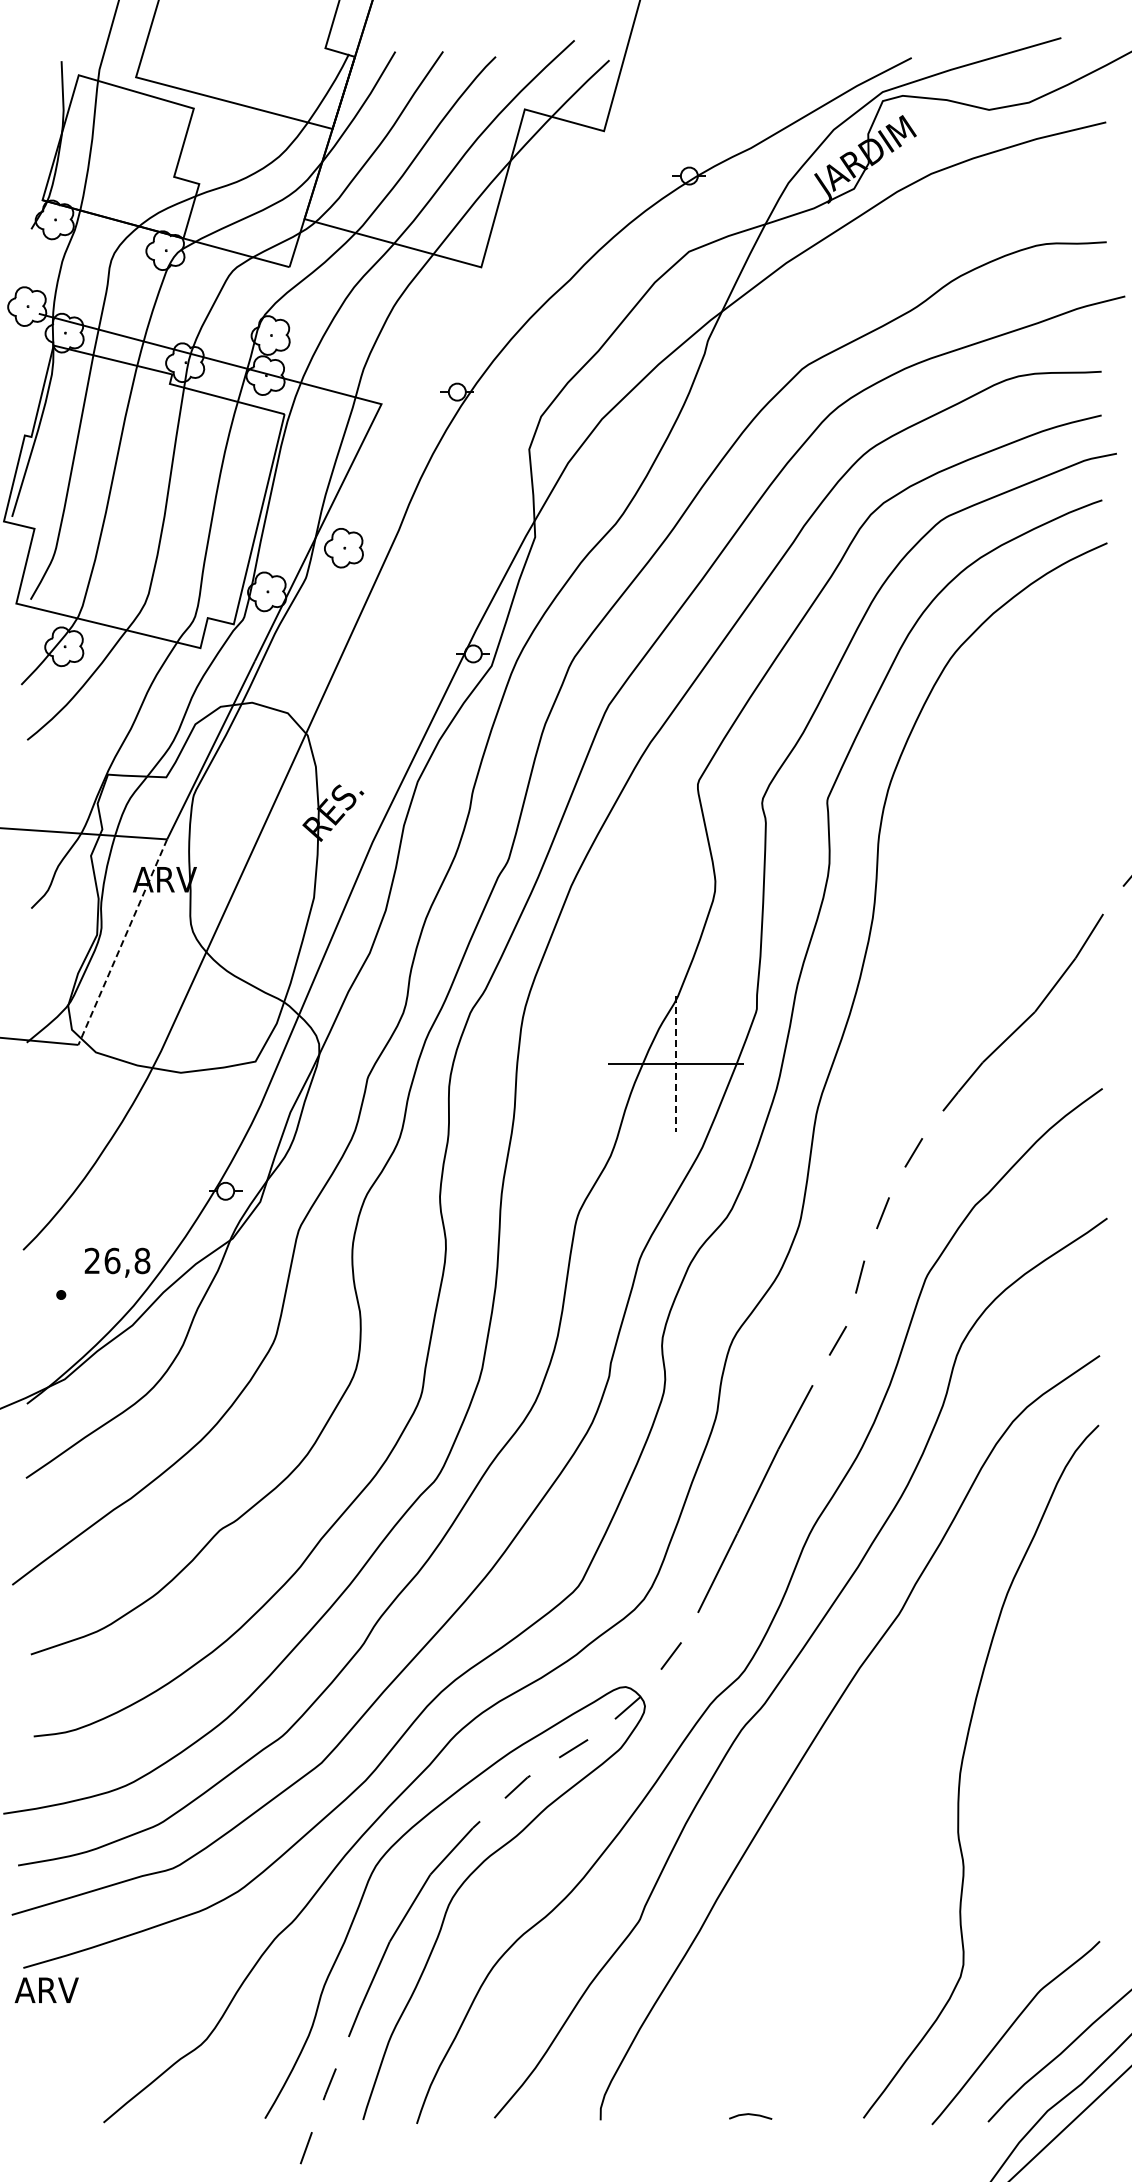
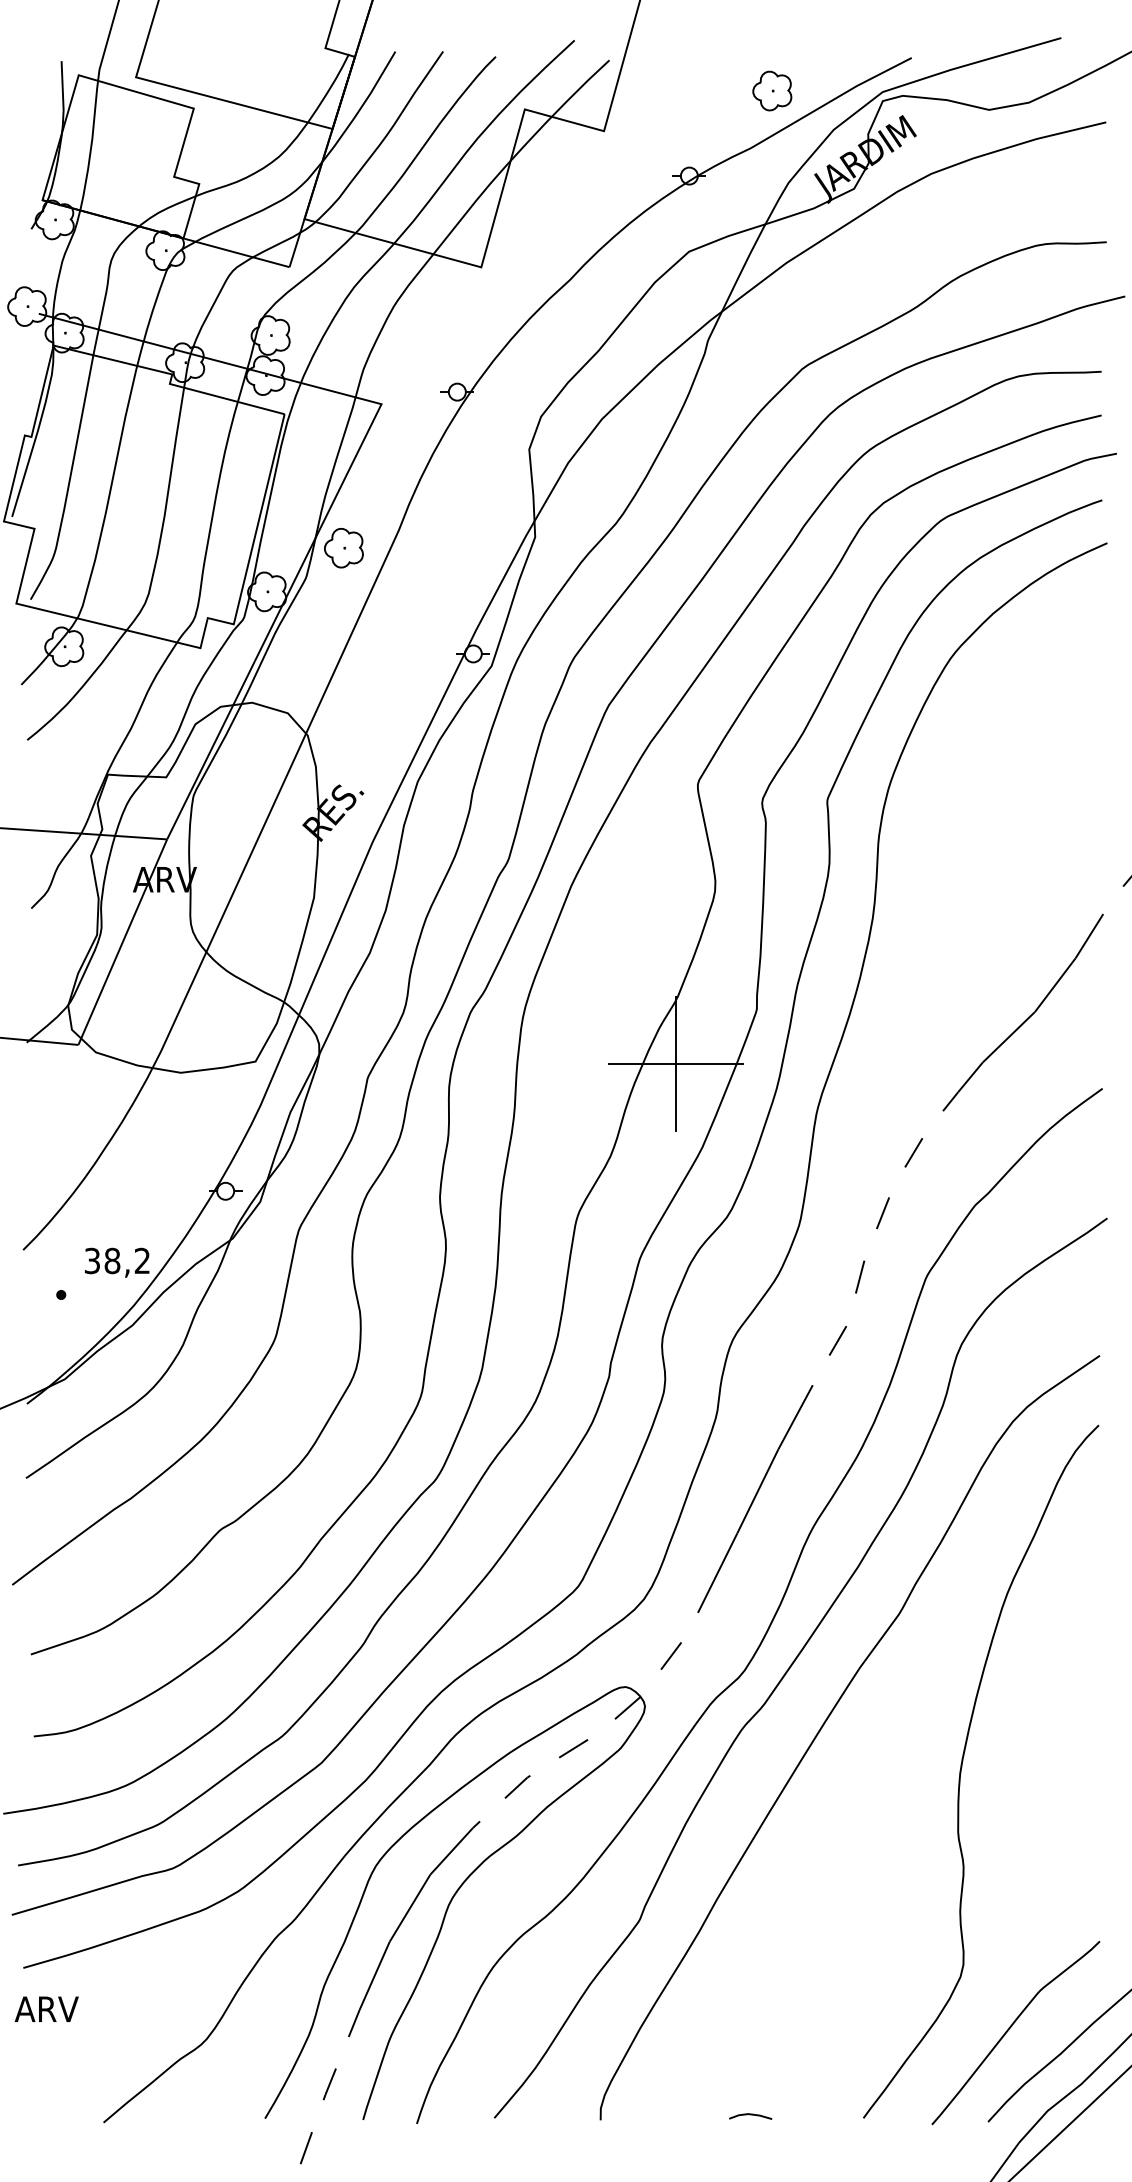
part: none -> present (772, 90)
line: dashed -> solid (122, 942)
line: dashed -> solid (675, 1063)
text: 26,8 -> 38,2 (117, 1260)
text position: (46, 1989) -> (46, 2008) (46, 2008)
